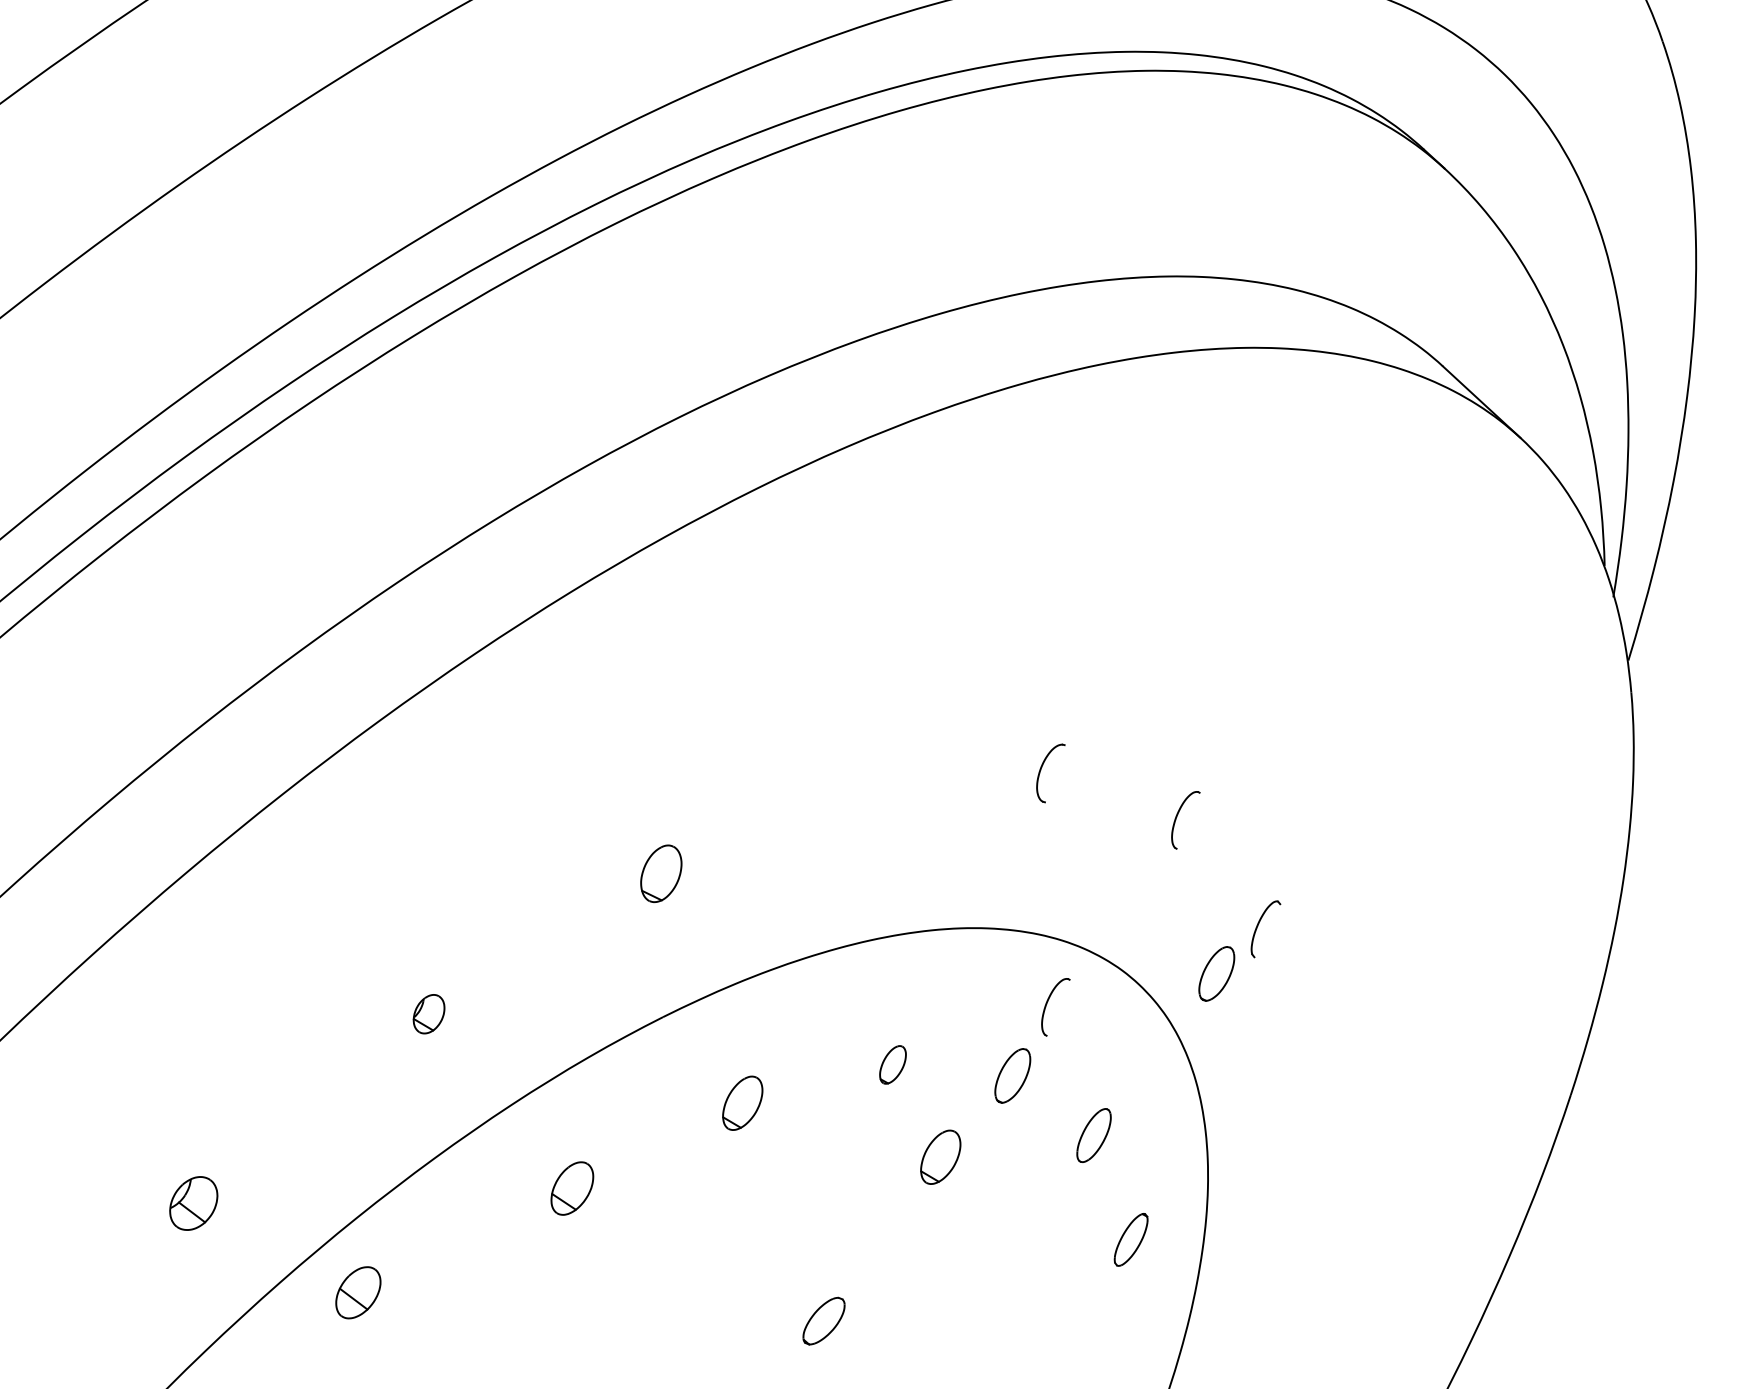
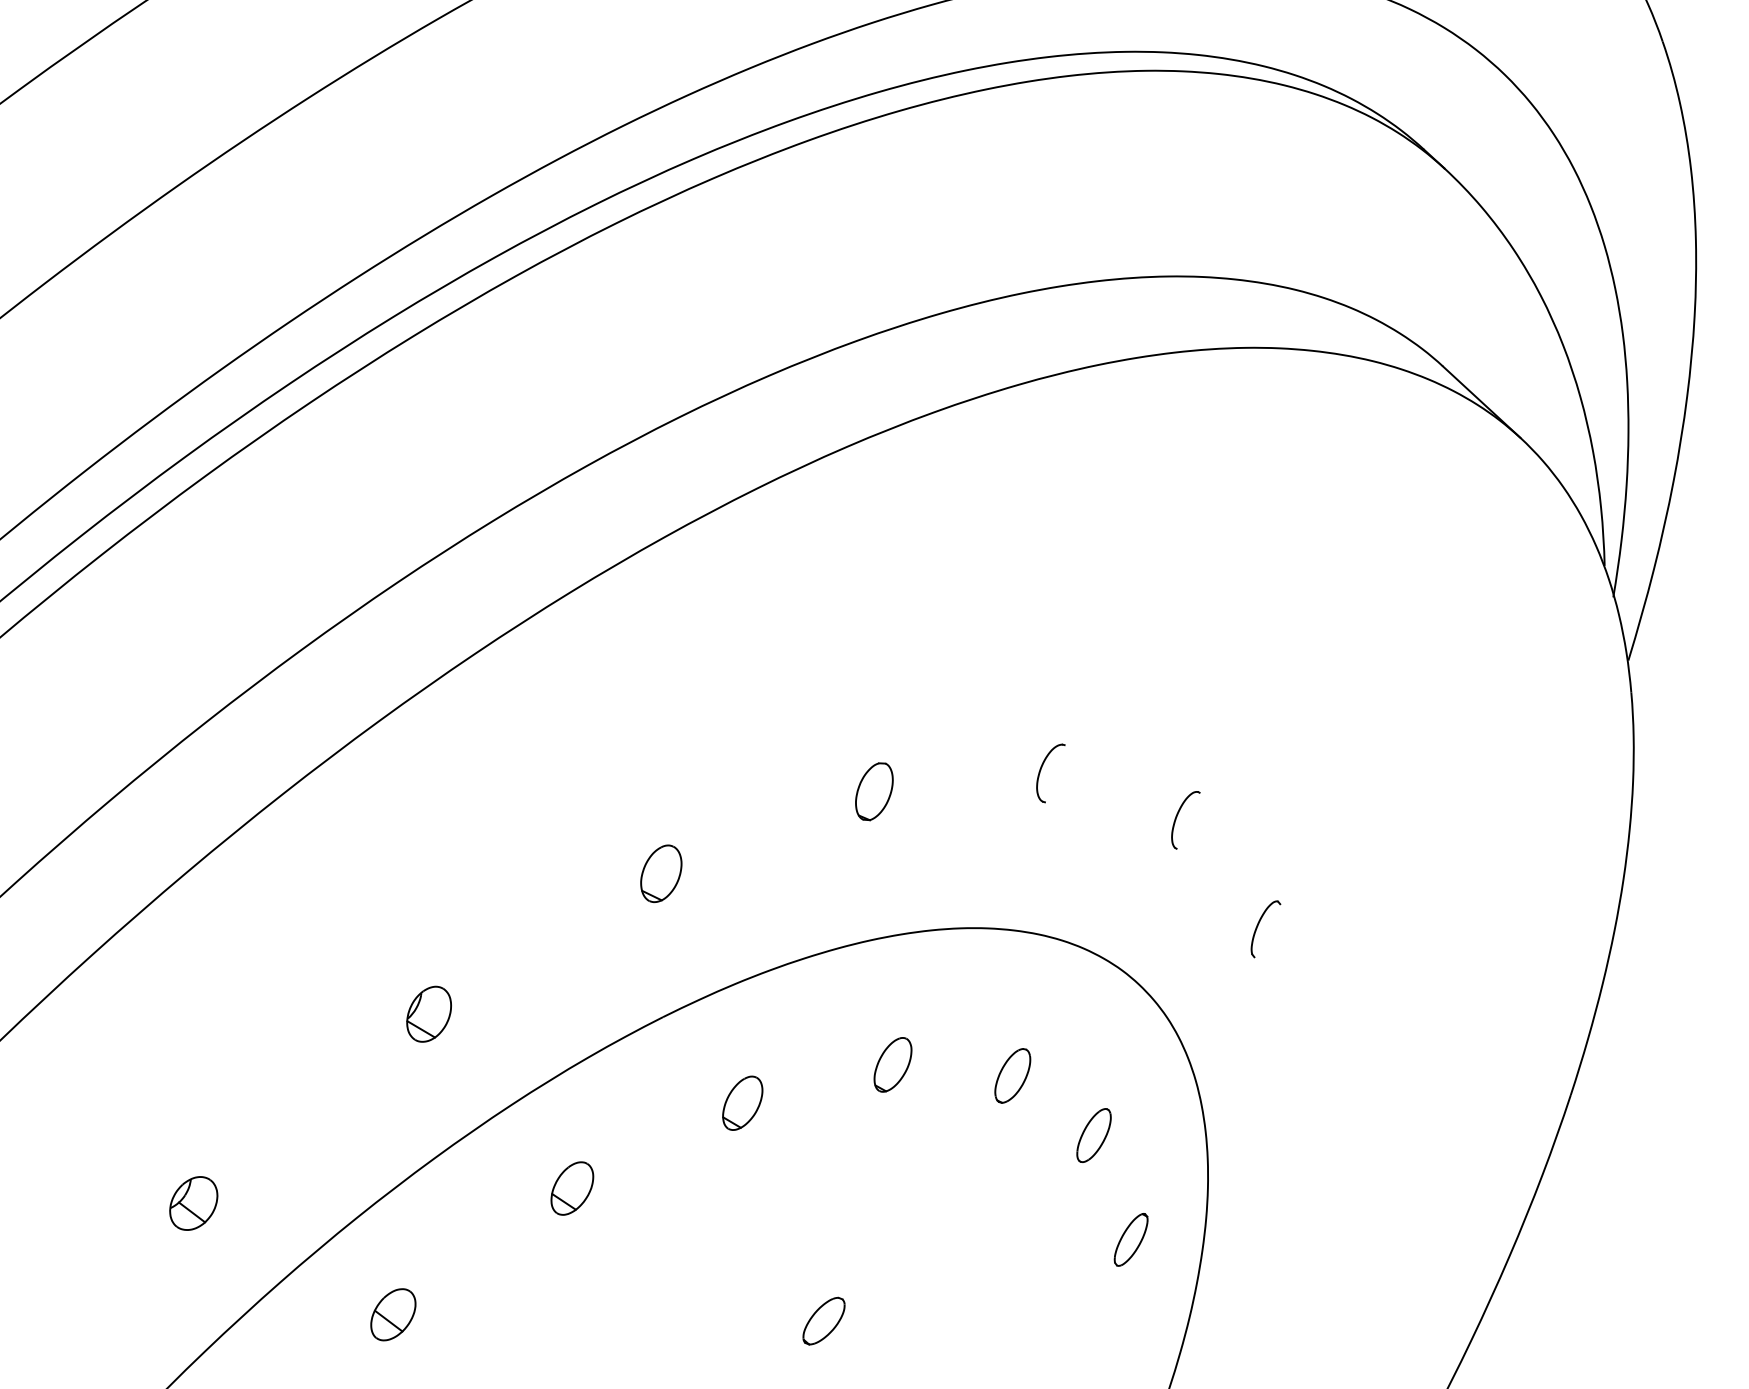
part: none -> present (874, 791)
part: present -> none (1216, 973)
part: present -> none (1047, 1004)
part size: 34x41 px -> 46x58 px (428, 1013)
part size: 28x40 px -> 40x56 px (892, 1064)
part: present -> none (940, 1156)
part position: (358, 1292) -> (393, 1314) (393, 1314)
